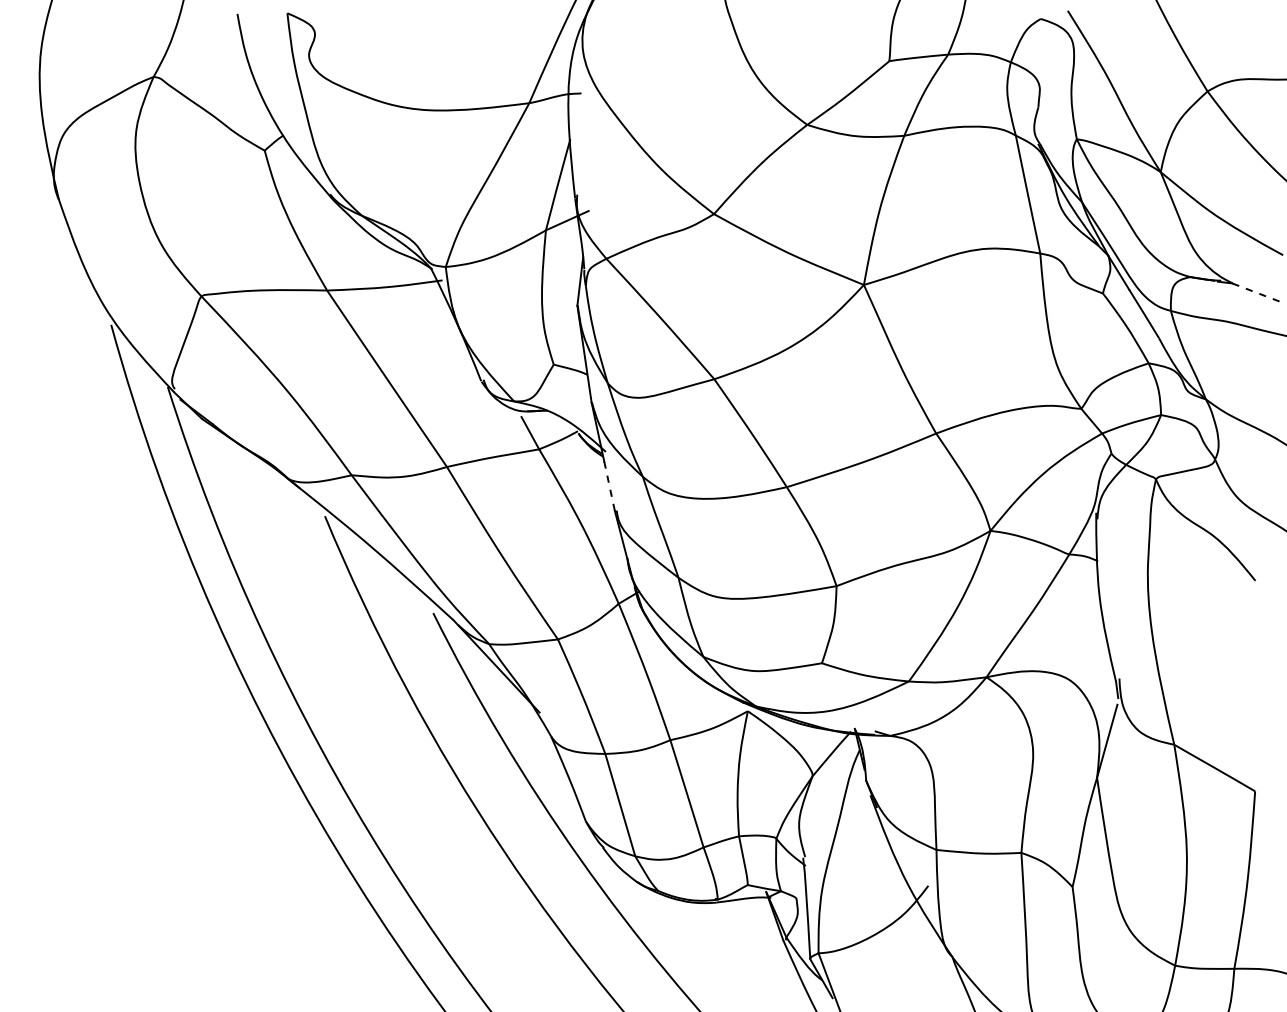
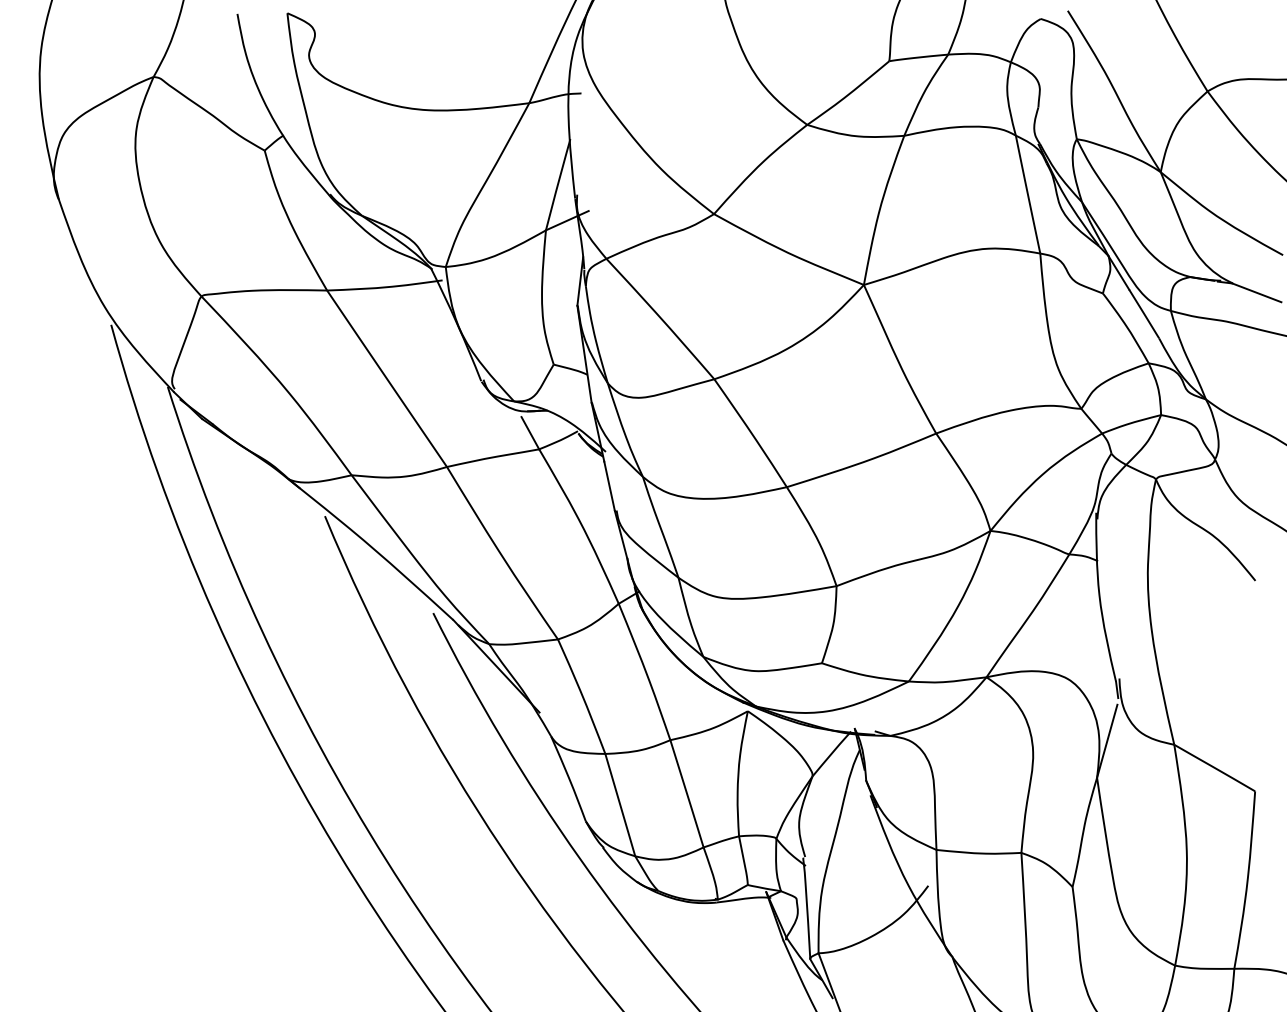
line: dashed -> solid (1257, 293)
line: dashed -> solid (609, 486)
